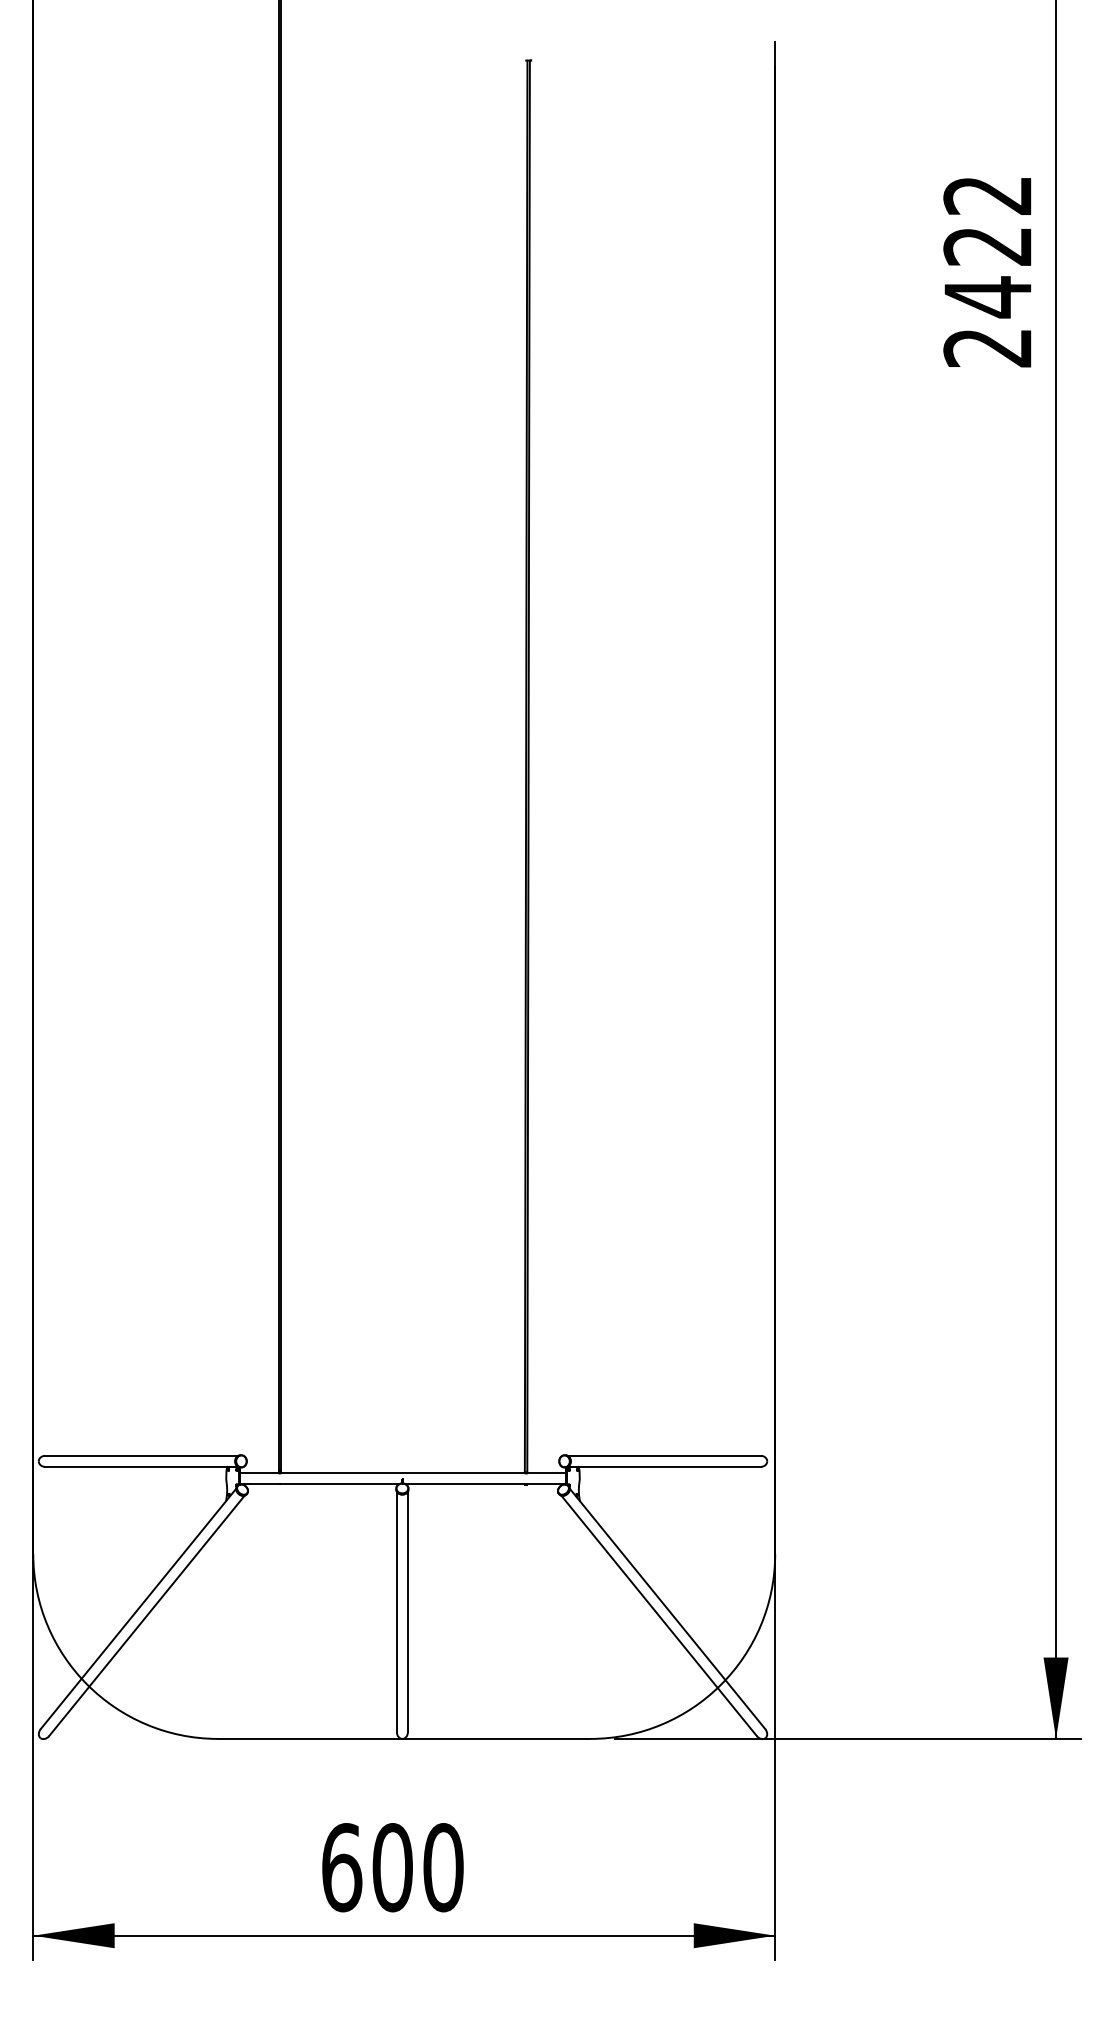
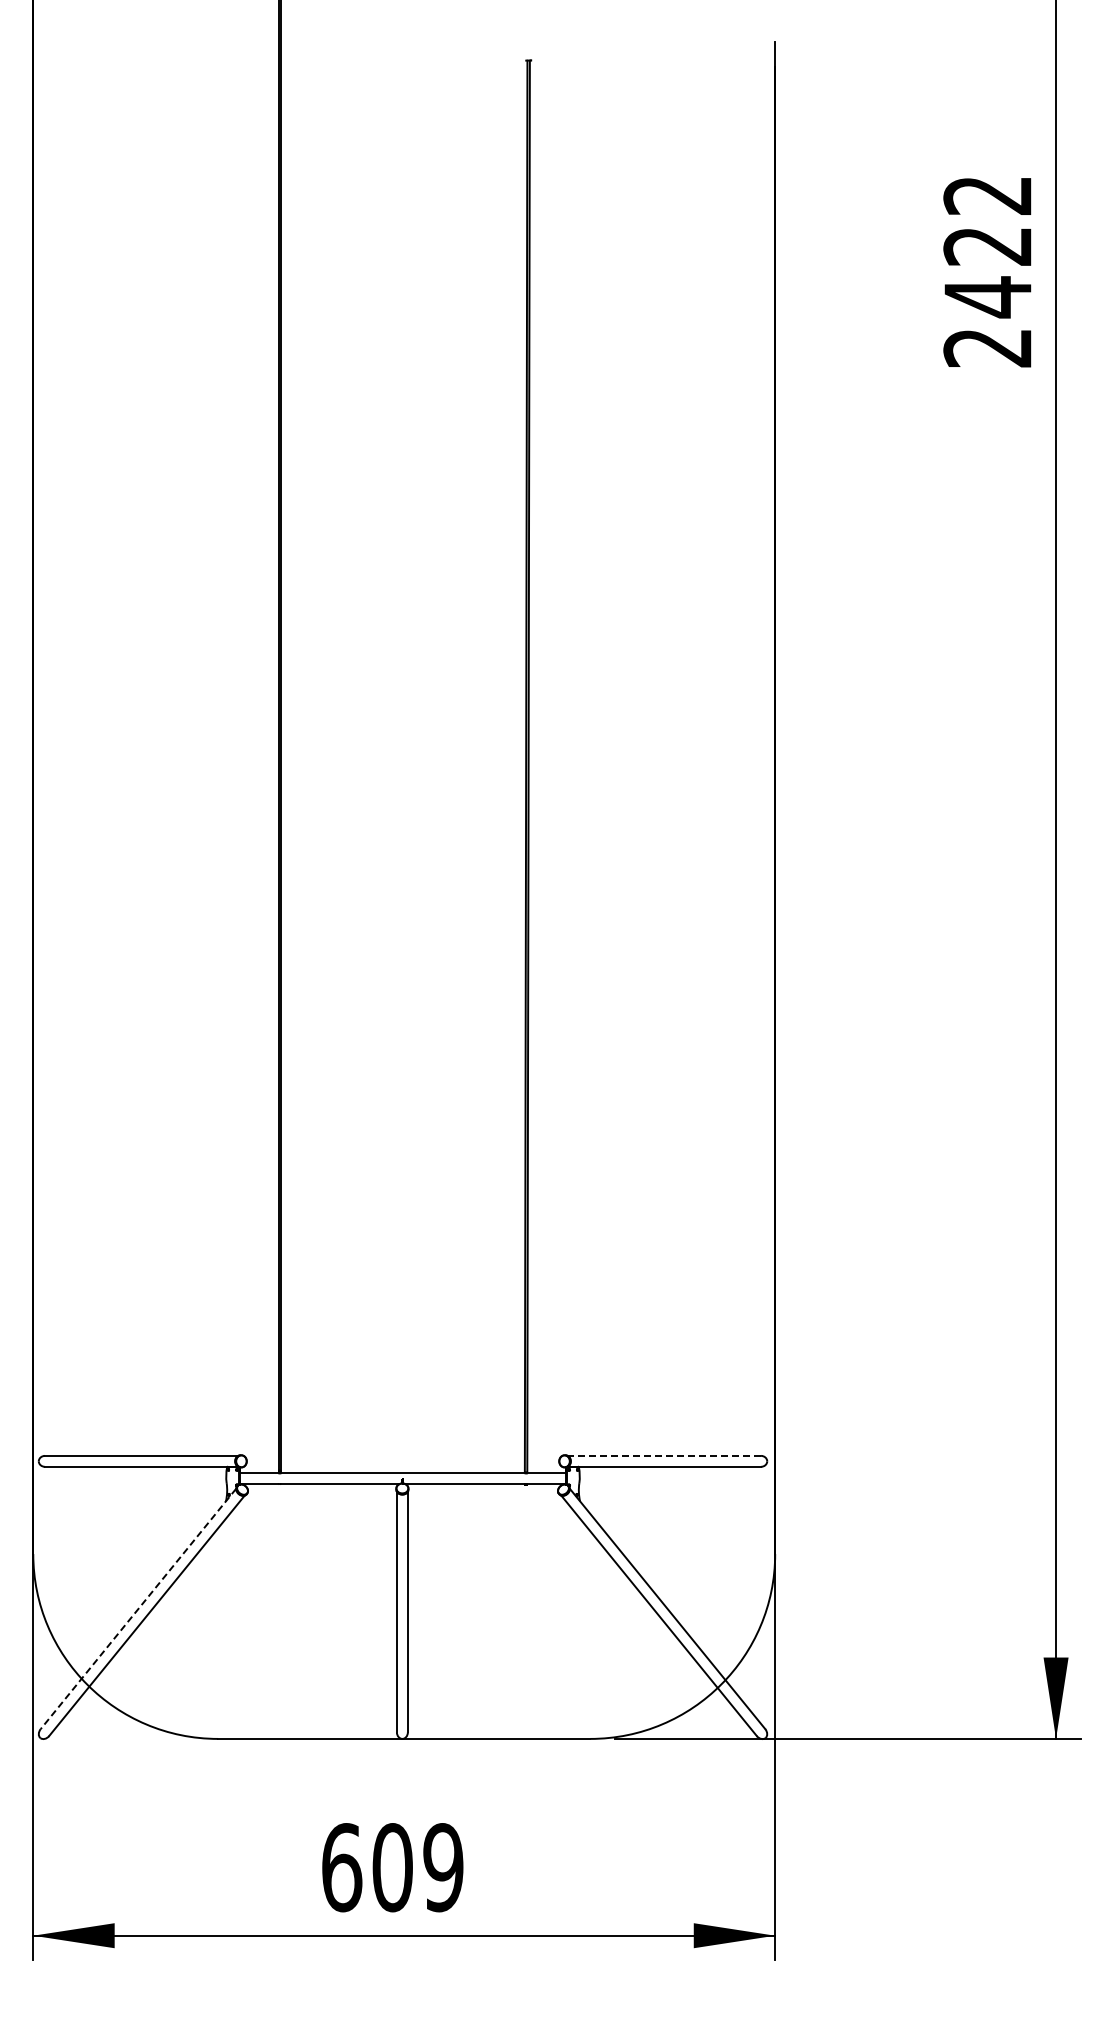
line: solid -> dashed (664, 1455)
line: solid -> dashed (138, 1608)
text: 600 -> 609 (443, 1867)
